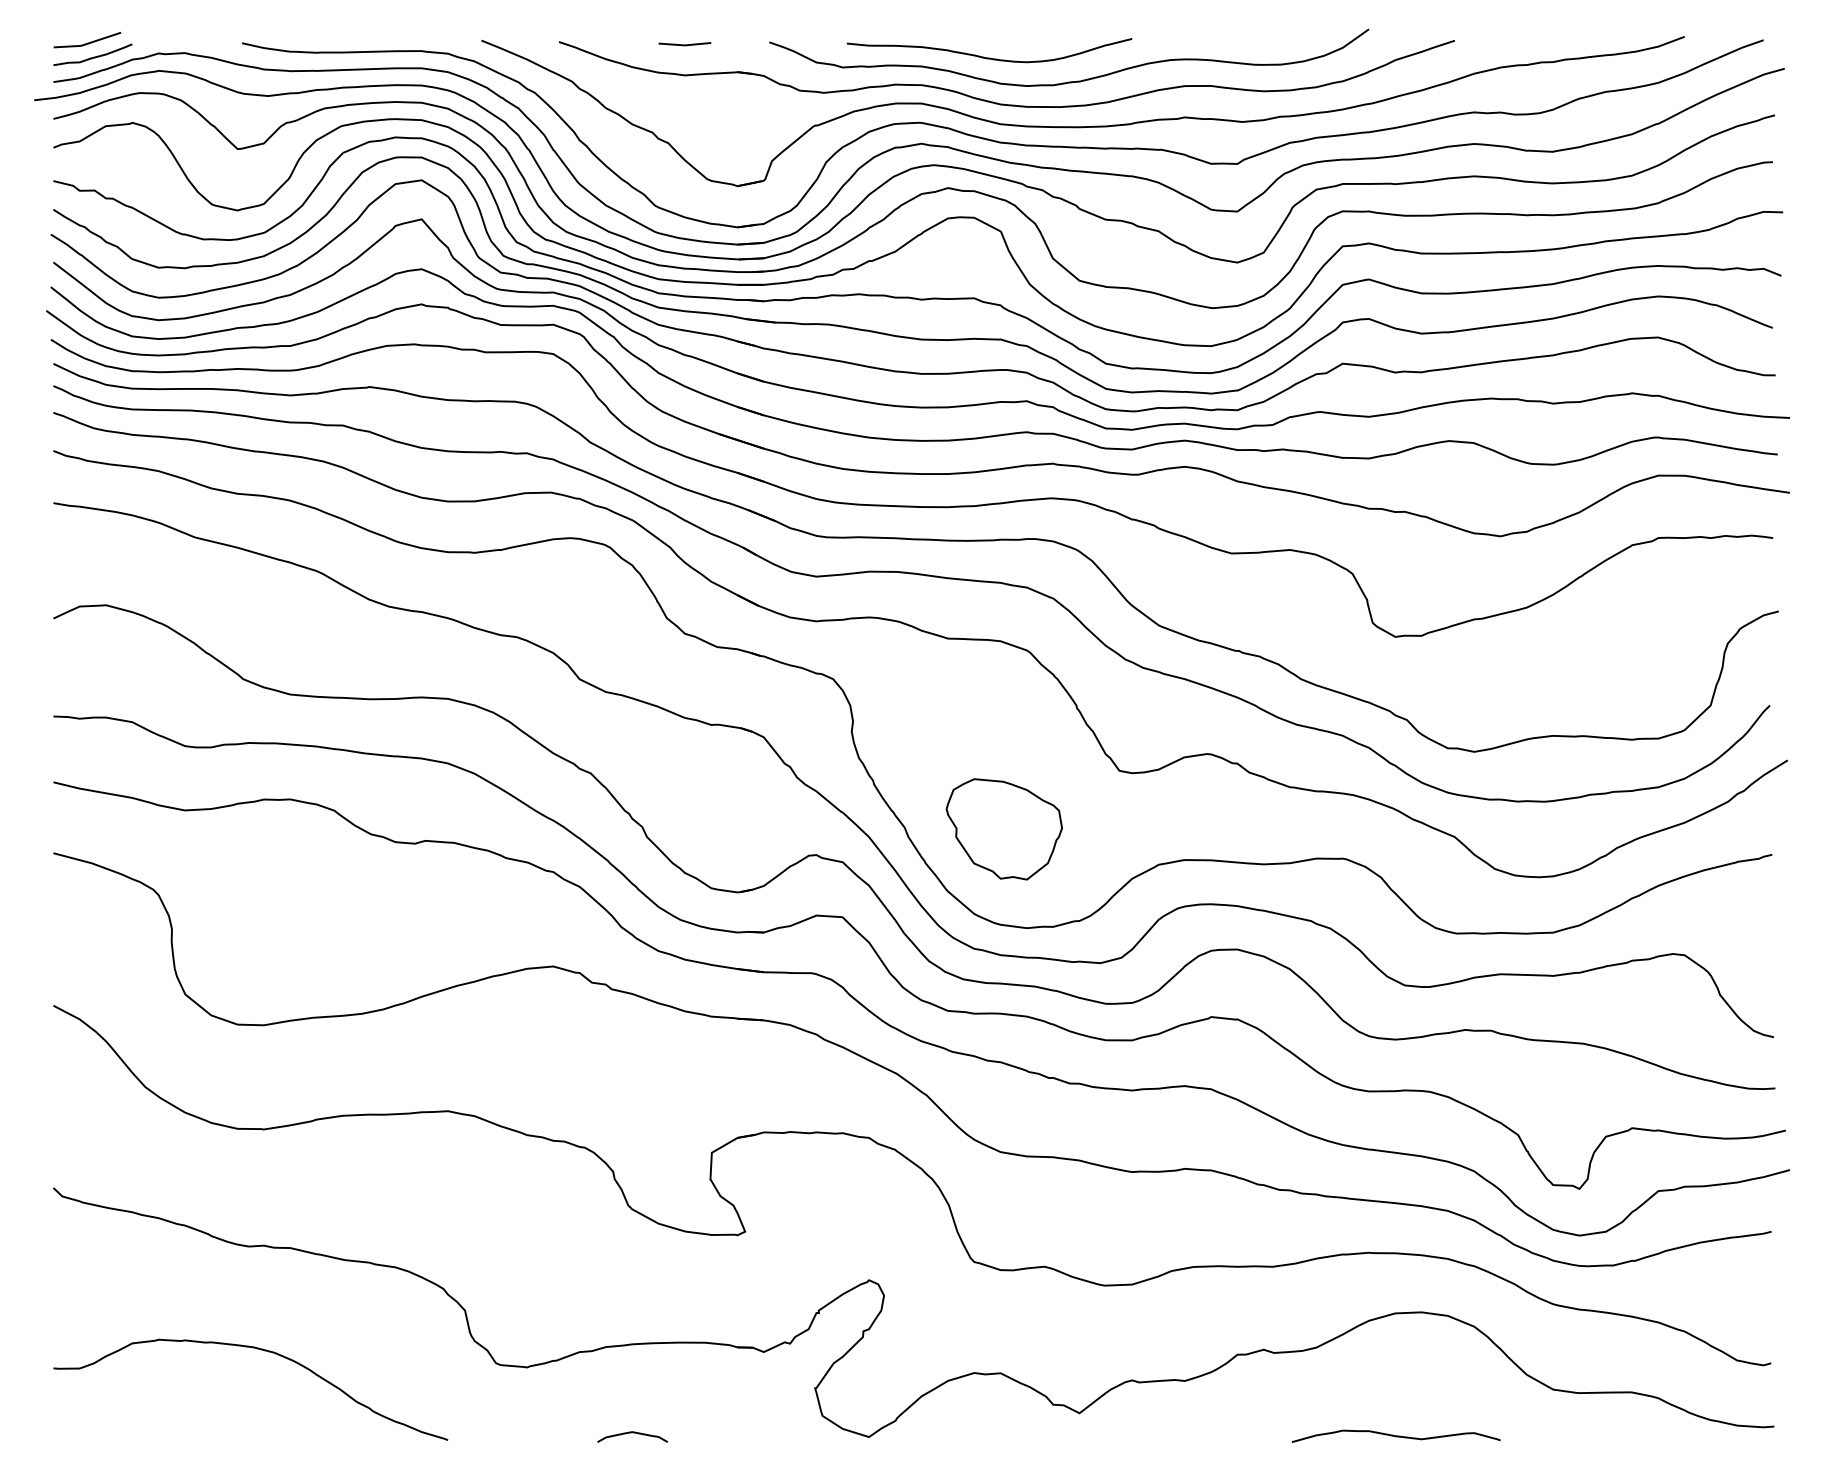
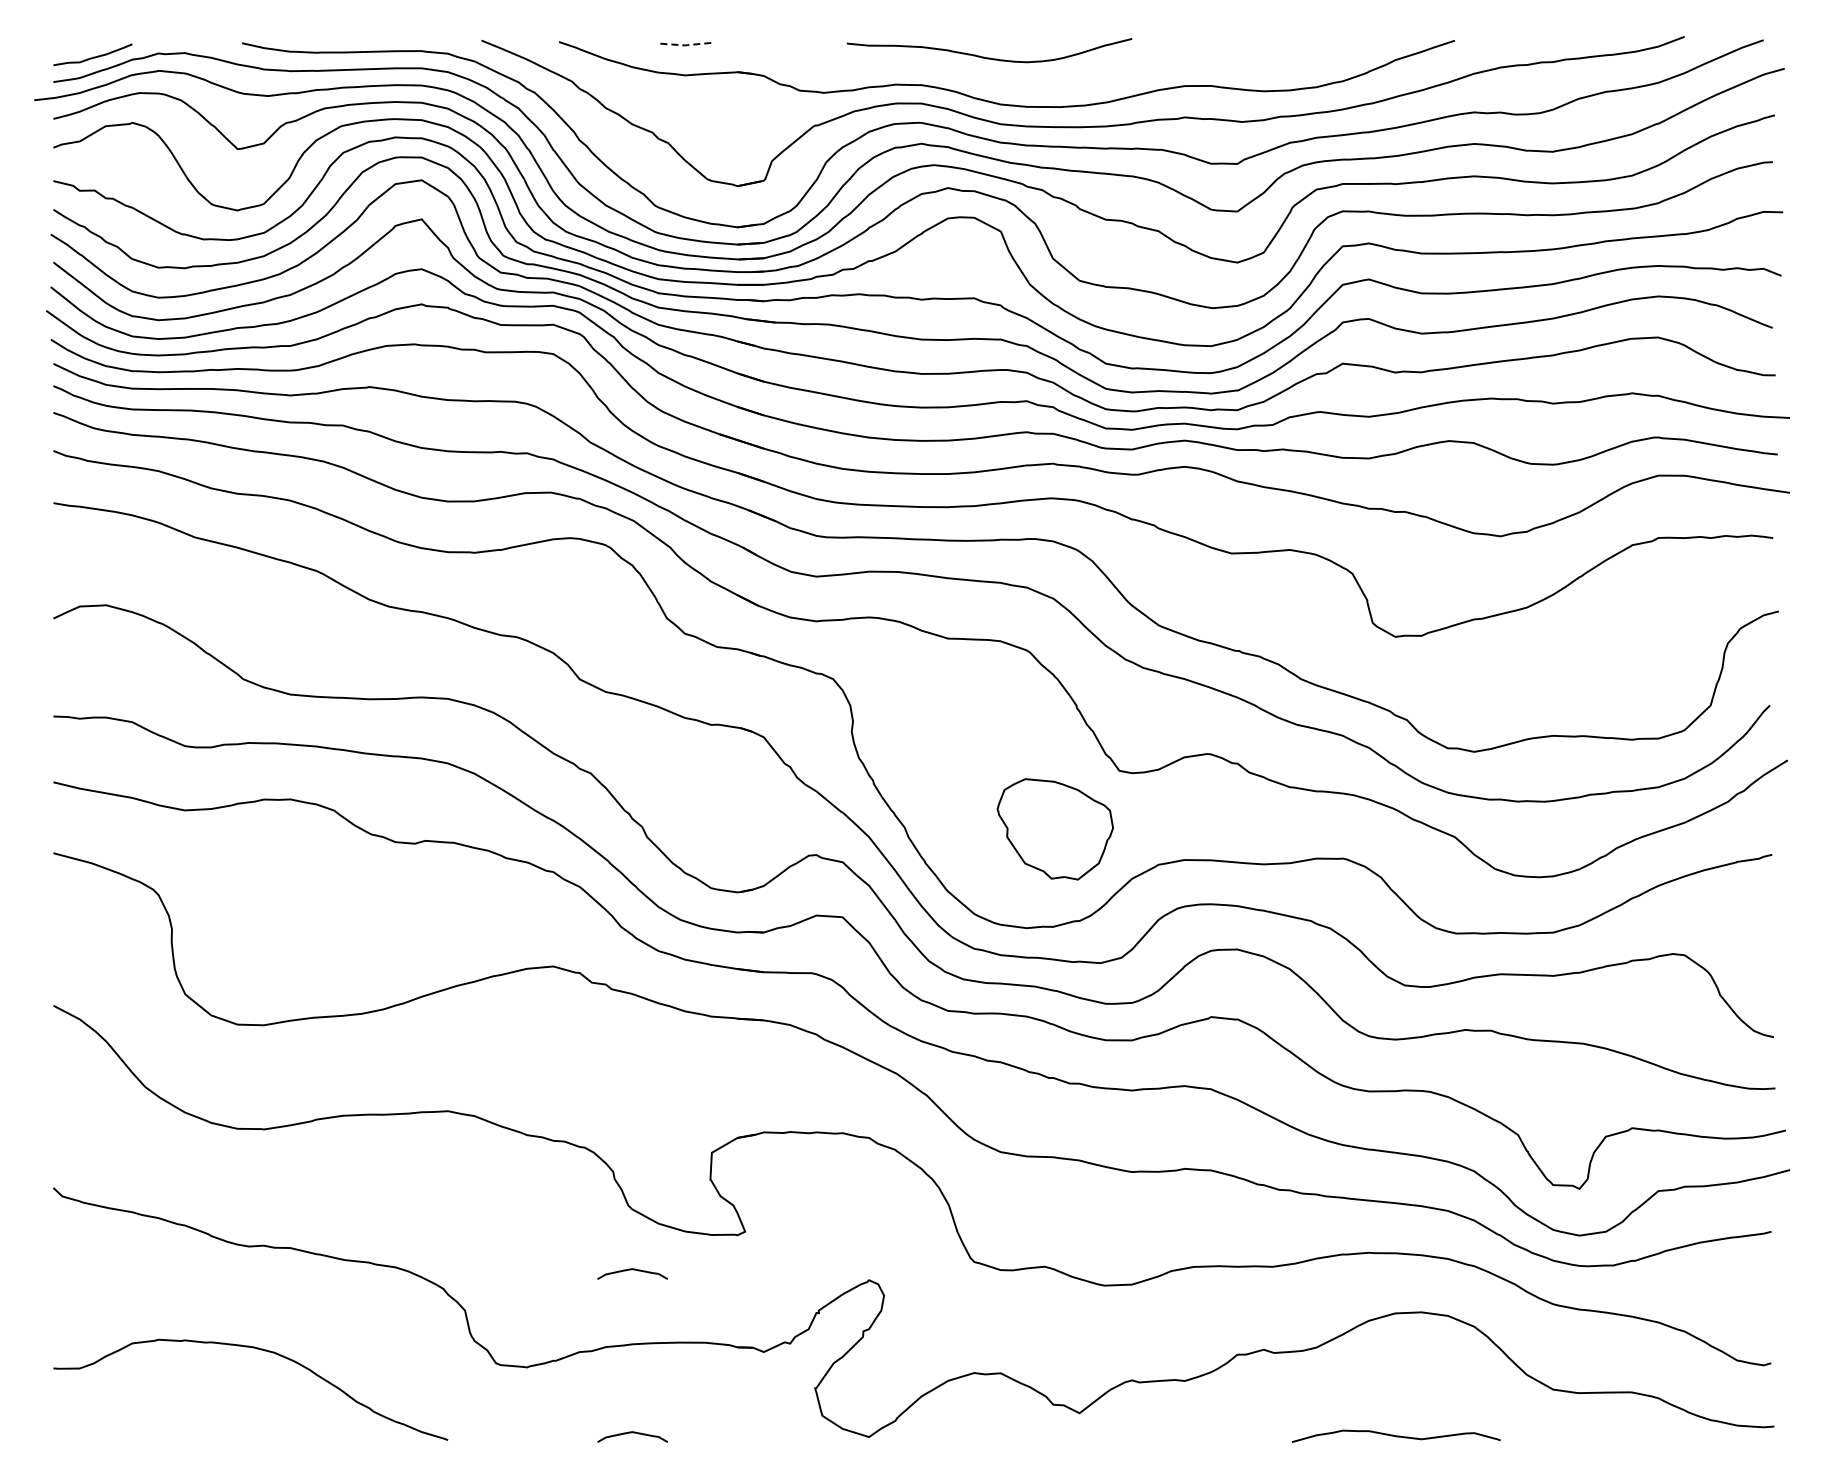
line: present -> none (87, 42)
line: solid -> dashed (684, 45)
curve: present -> none (1069, 81)
part position: (1003, 829) -> (1054, 829) (1054, 829)
curve: none -> present (631, 1270)
